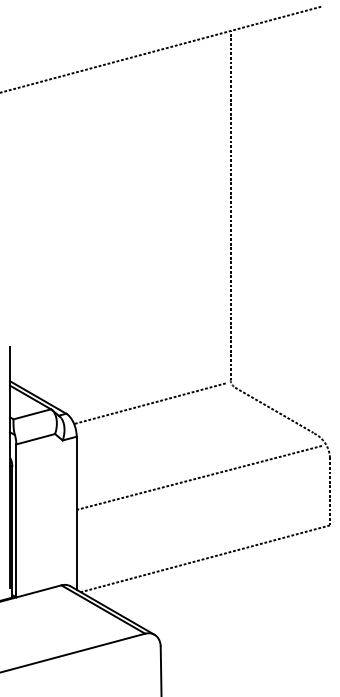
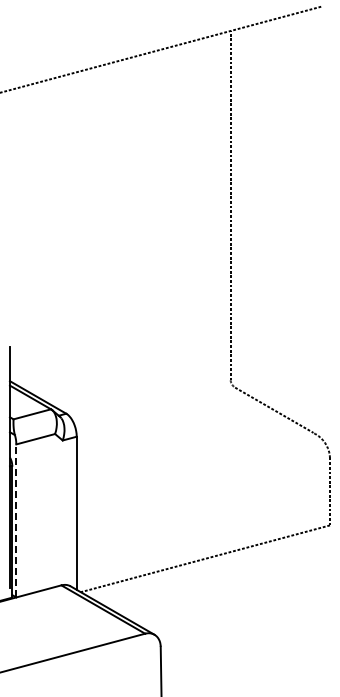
line: present -> none (149, 403)
line: present -> none (198, 477)
line: solid -> dashed (16, 520)
